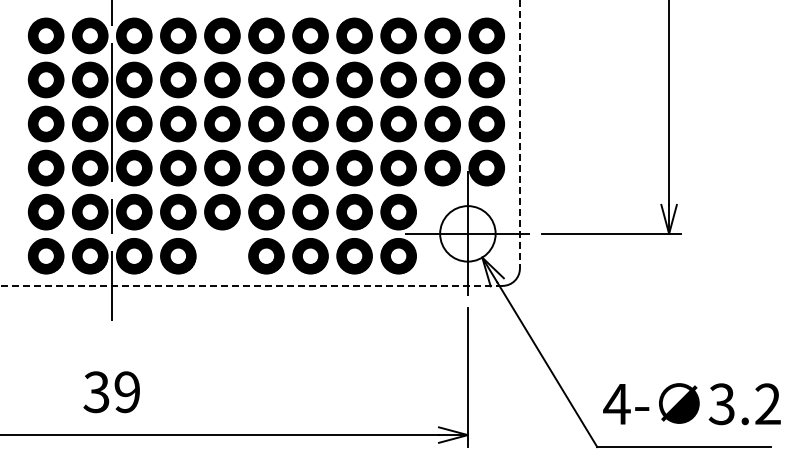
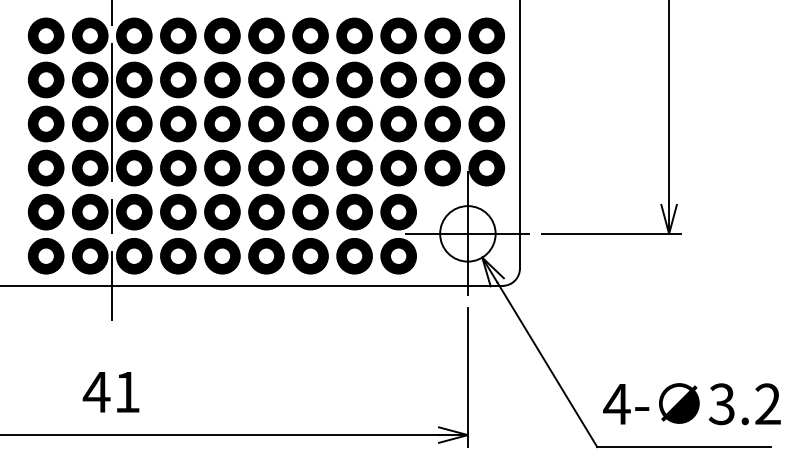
line: dashed -> solid (519, 134)
part: none -> present (222, 256)
line: dashed -> solid (251, 285)
text: 39 -> 41 (110, 392)
